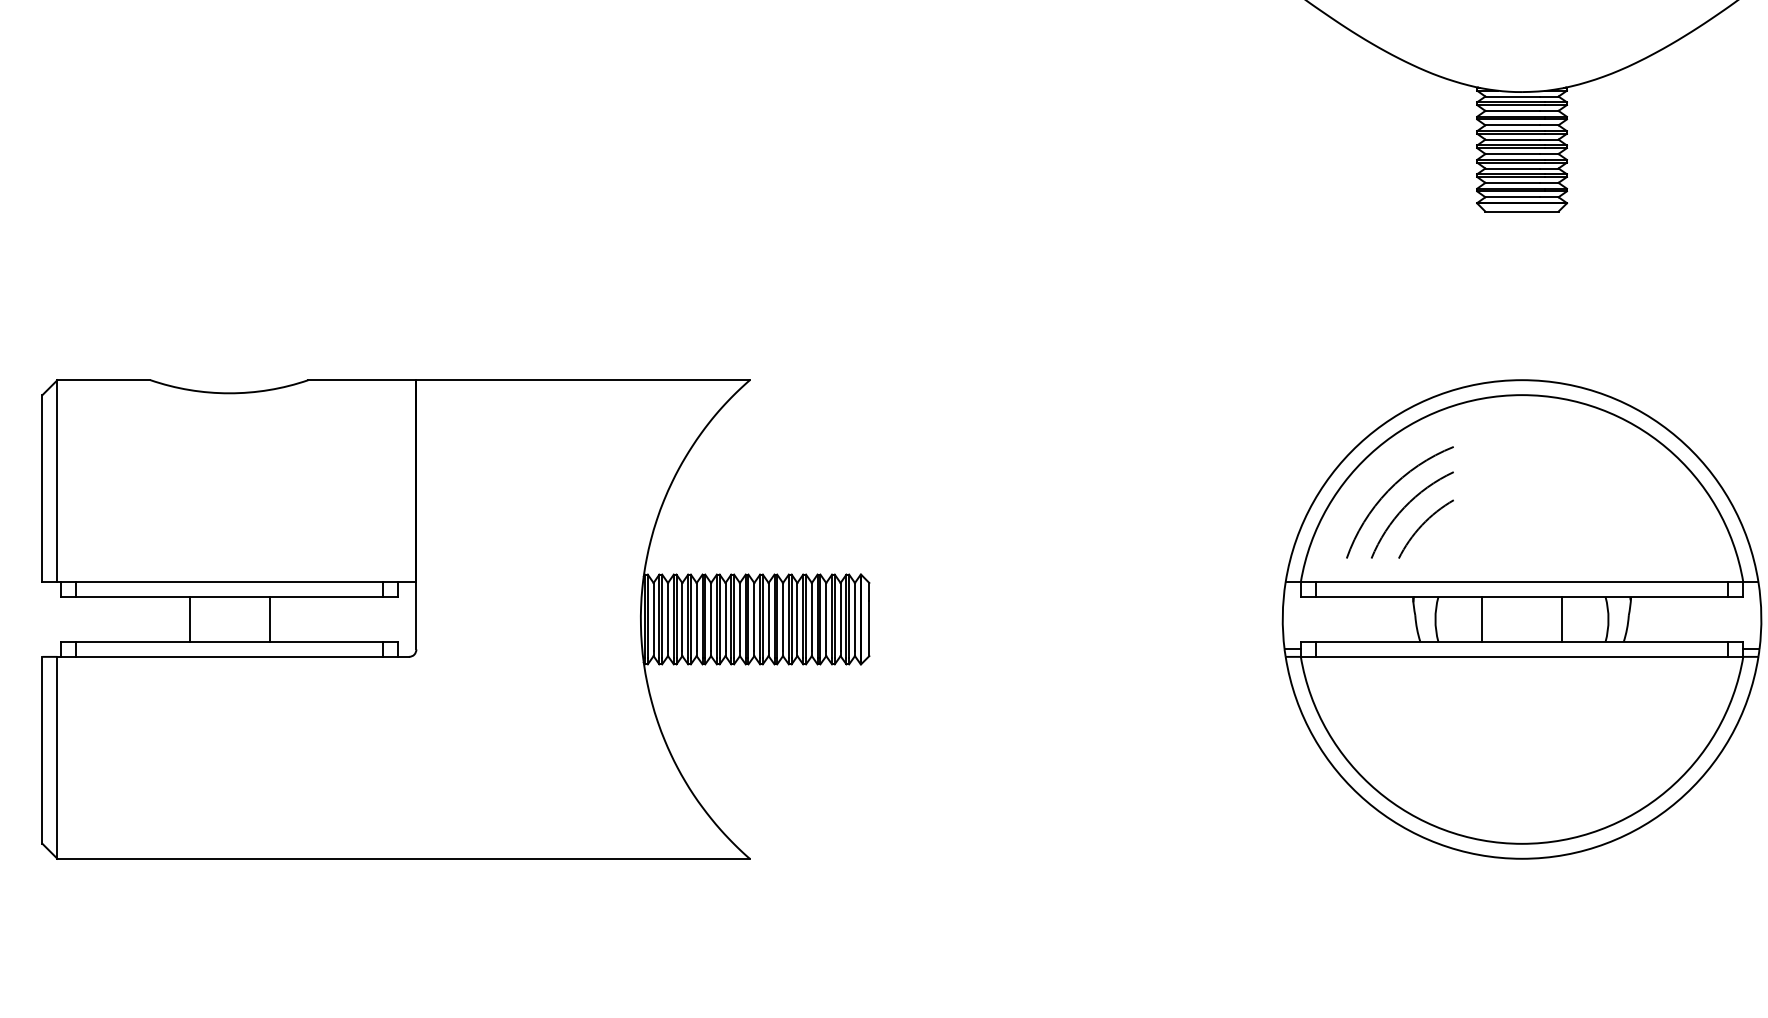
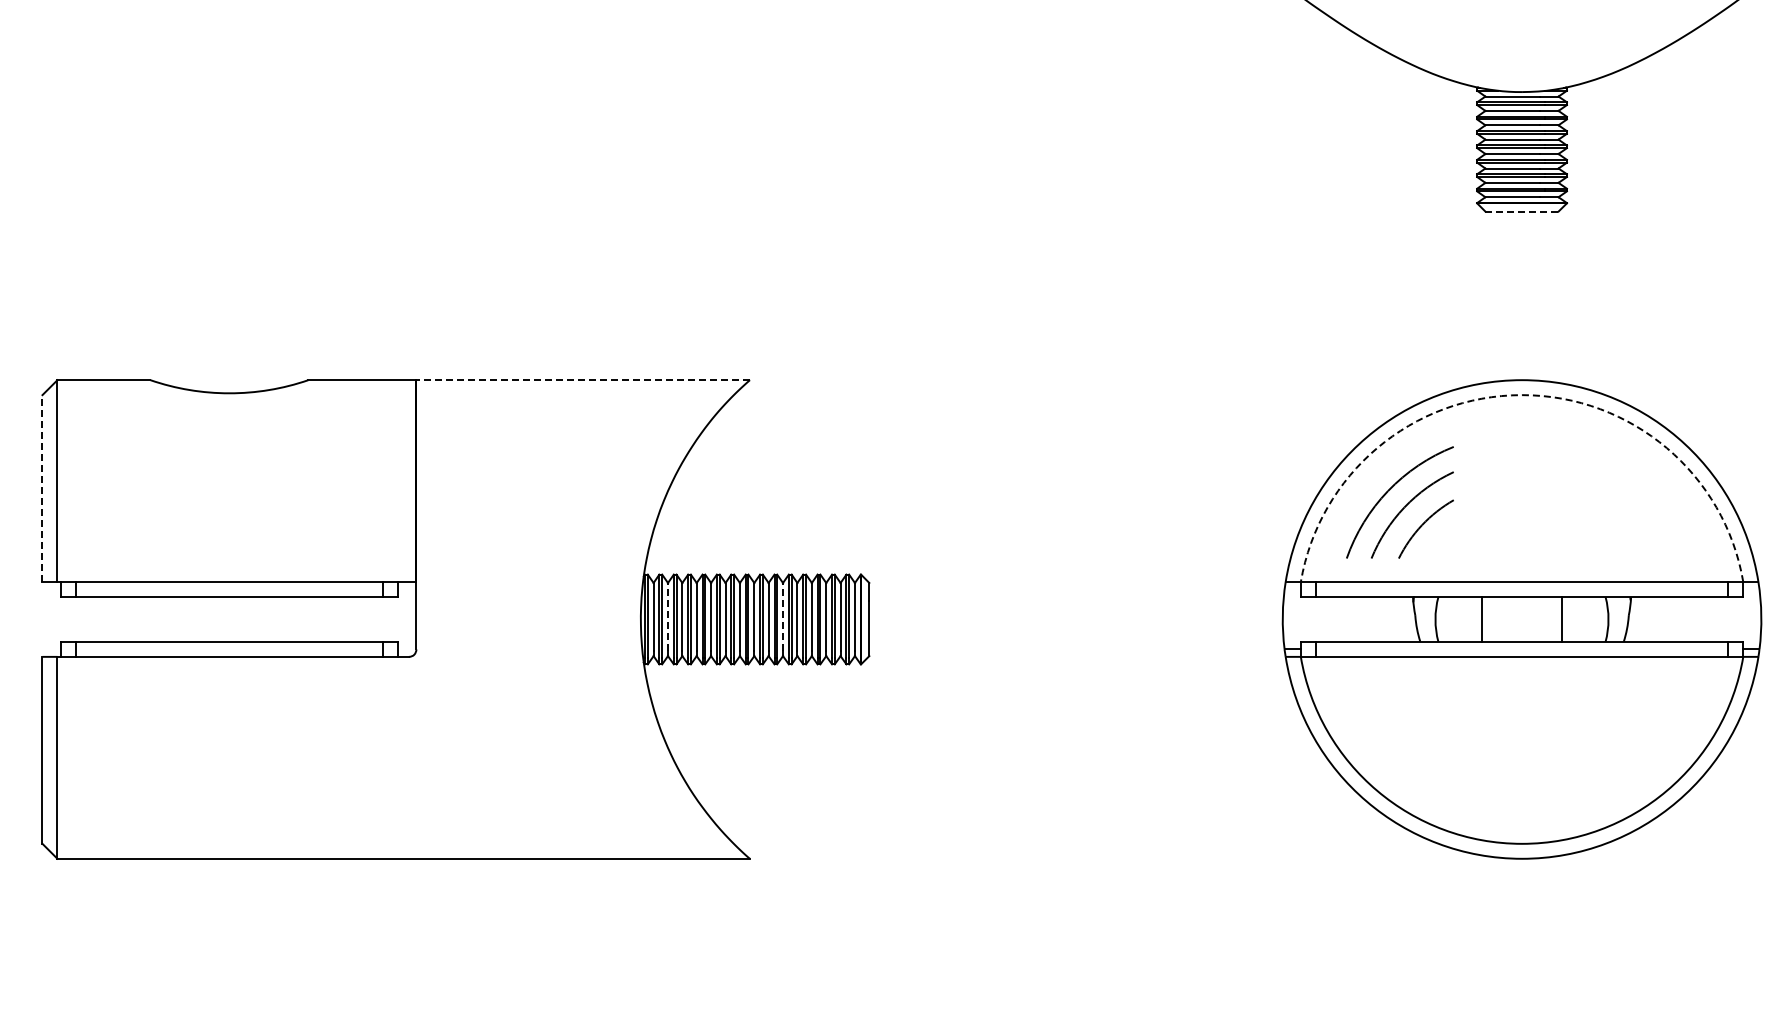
line: solid -> dashed (1521, 211)
line: solid -> dashed (583, 380)
arc: solid -> dashed (1522, 395)
line: solid -> dashed (42, 488)
line: solid -> dashed (668, 616)
line: solid -> dashed (783, 616)
line: present -> none (189, 619)
line: present -> none (269, 619)
